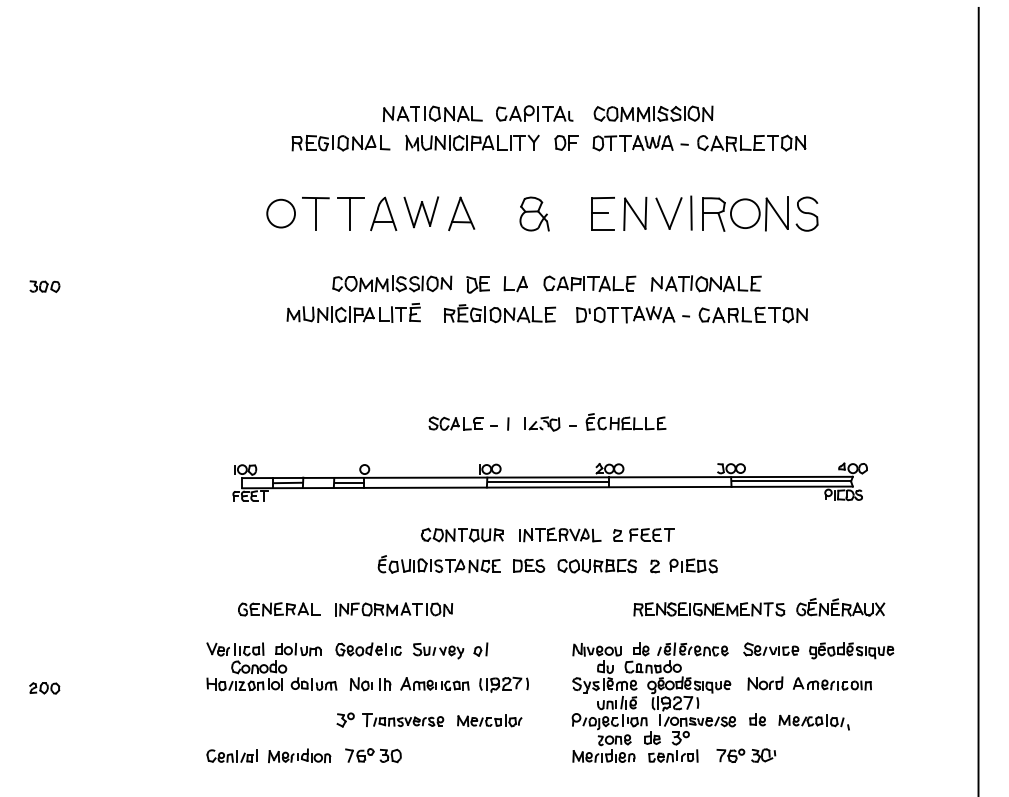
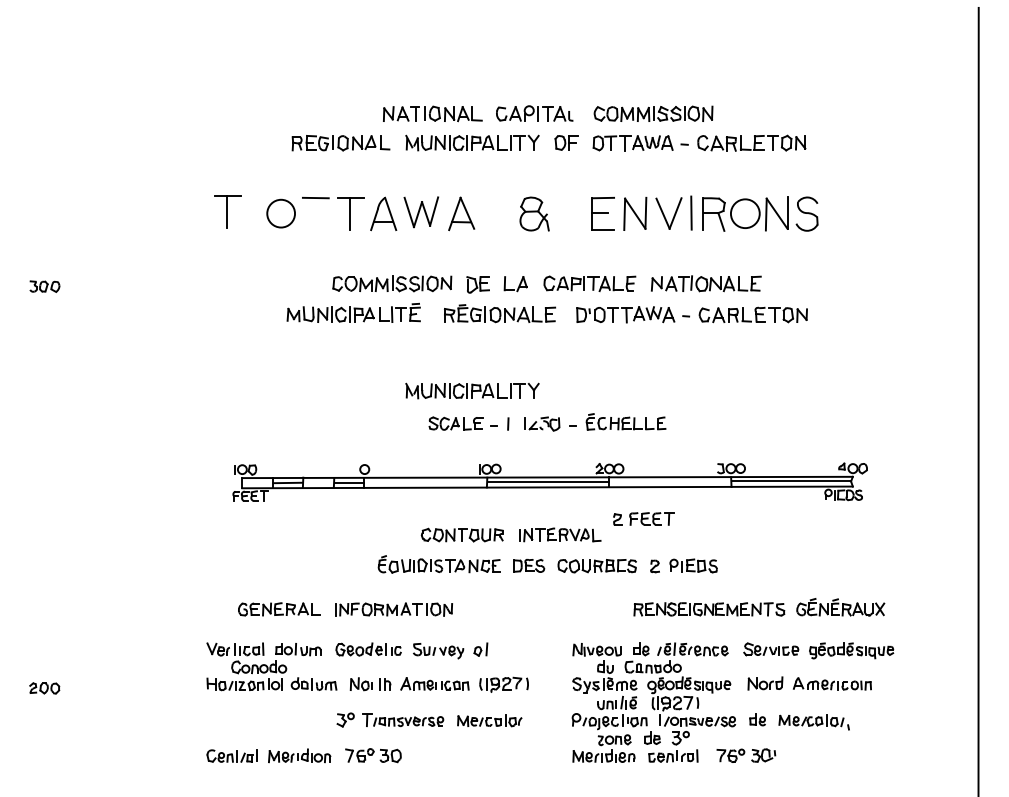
part: none -> present (227, 211)
line: present -> none (315, 214)
part: none -> present (472, 390)
part position: (643, 534) -> (643, 518) (643, 518)
